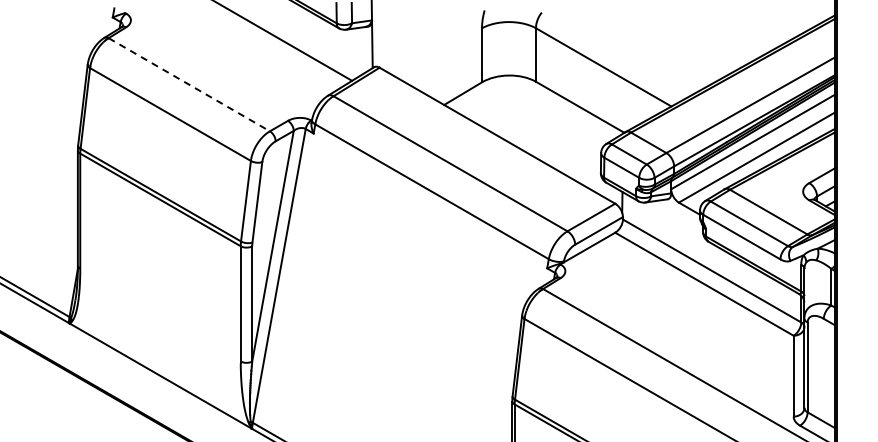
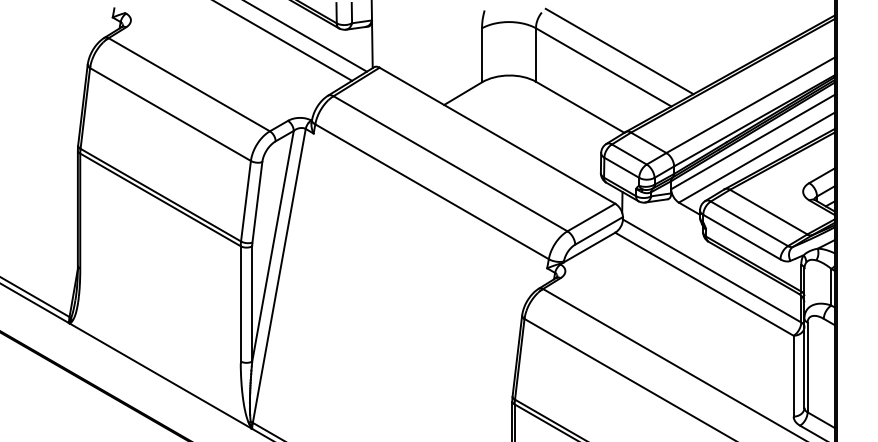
line: none -> present (306, 36)
line: none -> present (619, 51)
line: dashed -> solid (189, 85)
